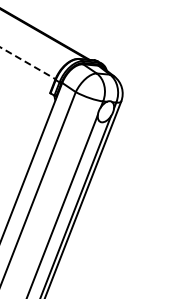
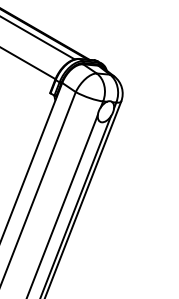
line: none -> present (38, 38)
line: dashed -> solid (27, 63)
